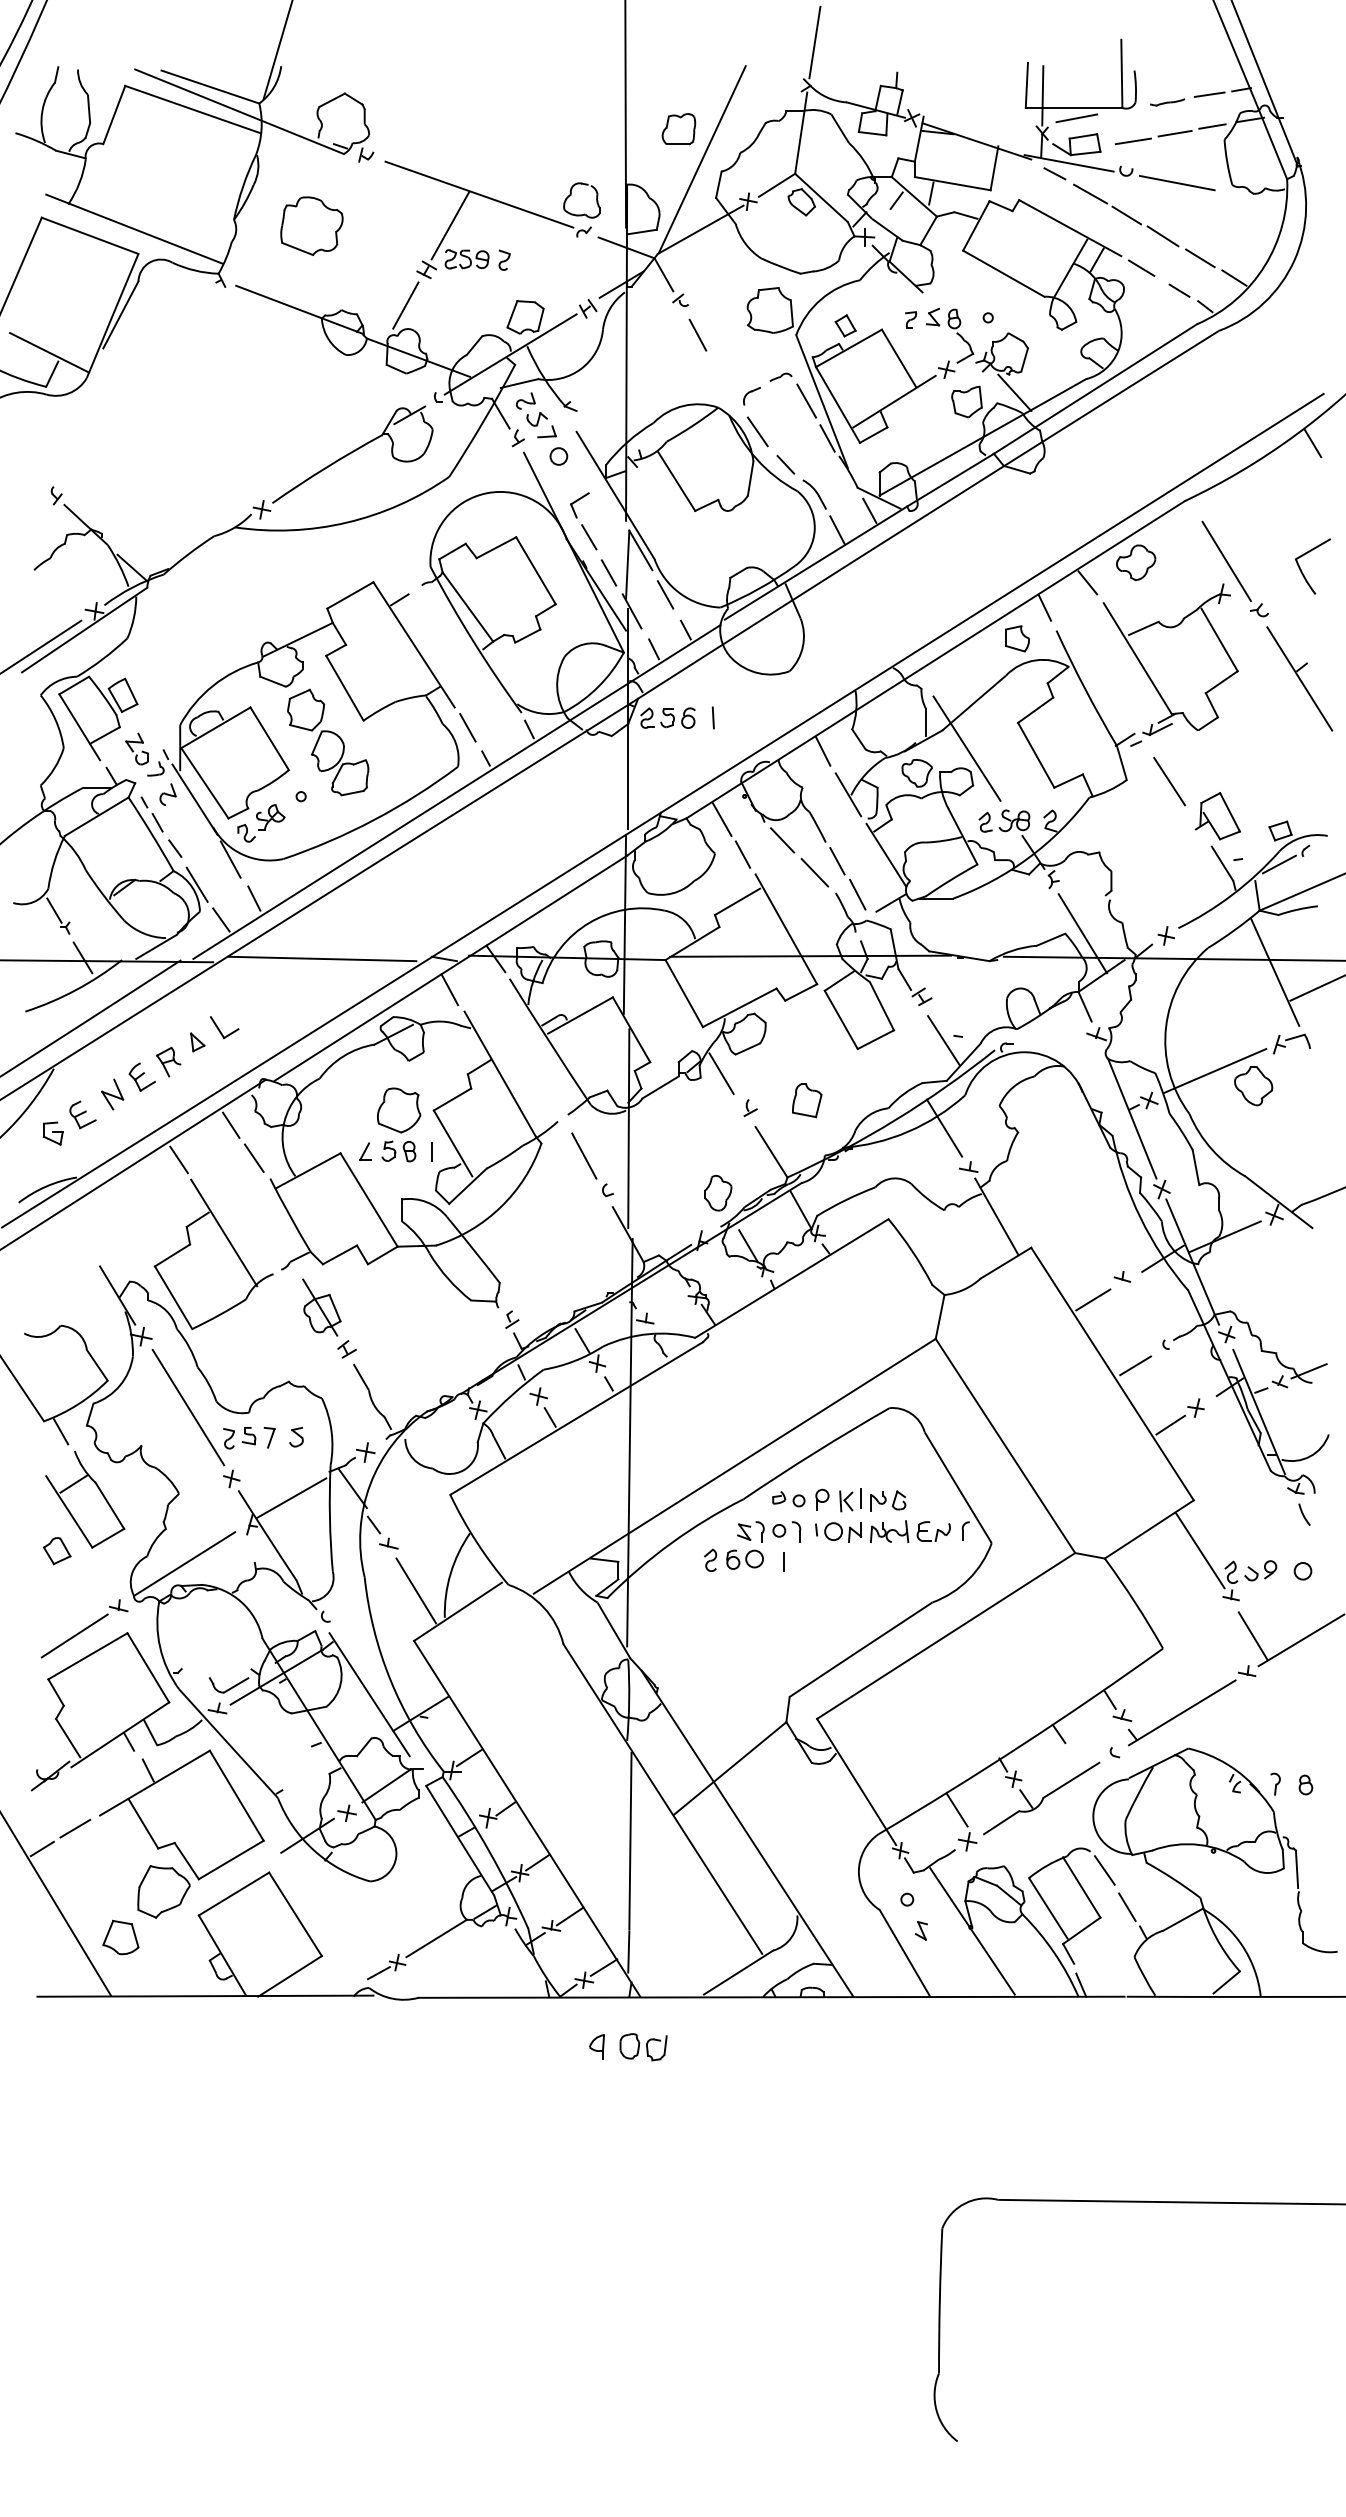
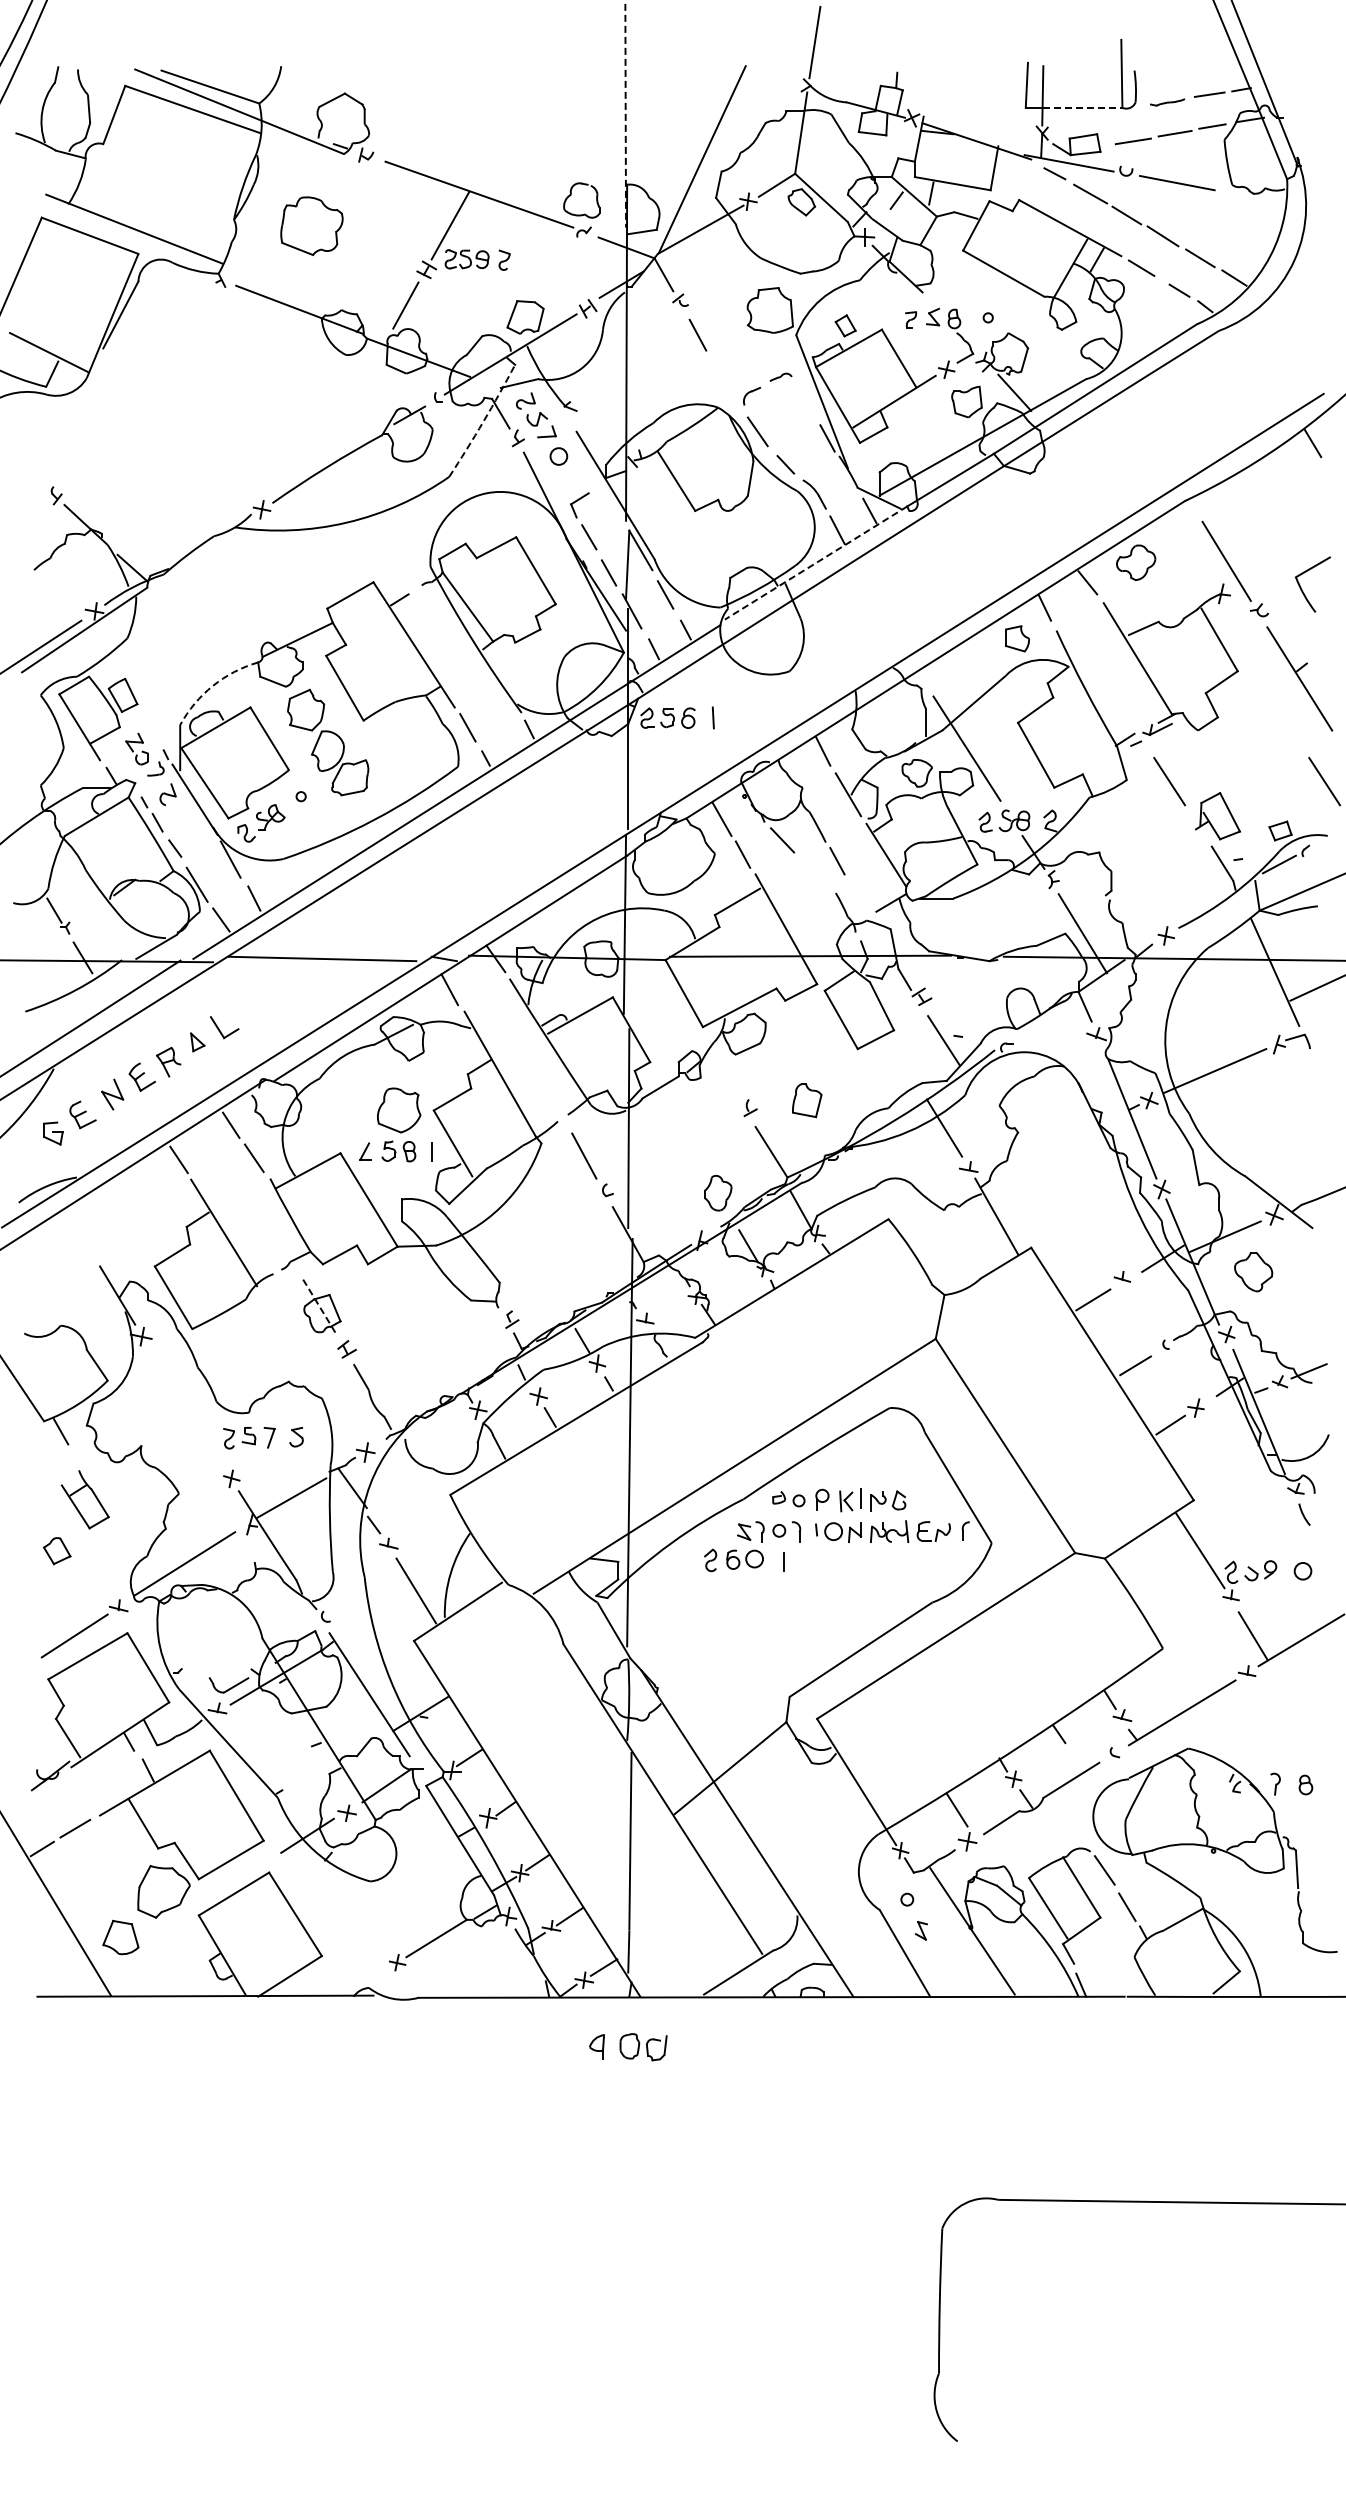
line: present -> none (277, 50)
line: solid -> dashed (1082, 107)
line: solid -> dashed (625, 114)
line: present -> none (1076, 118)
part: present -> none (678, 129)
line: present -> none (806, 400)
arc: solid -> dashed (483, 421)
line: solid -> dashed (815, 563)
part position: (1302, 571) -> (1302, 589) (1302, 589)
arc: solid -> dashed (212, 685)
line: none -> present (1324, 781)
line: present -> none (814, 872)
line: present -> none (857, 894)
line: present -> none (721, 1073)
part position: (1253, 1086) -> (1253, 1272) (1253, 1272)
line: solid -> dashed (320, 1307)
line: present -> none (188, 1407)
part size: 81x99 px -> 50x60 px (84, 1499)
line: present -> none (378, 1973)
